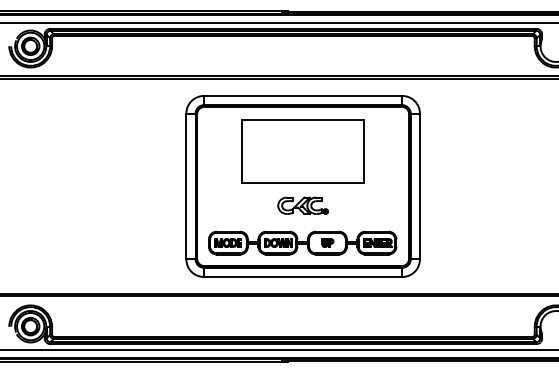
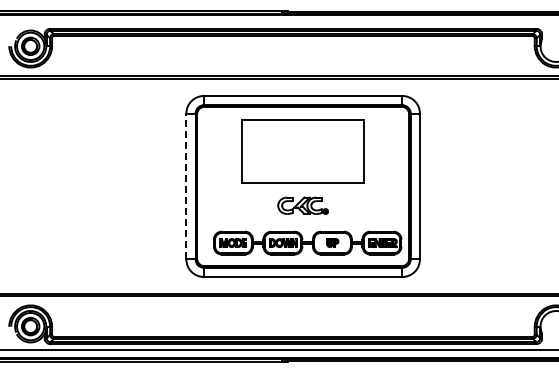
line: present -> none (278, 22)
line: solid -> dashed (186, 186)
part position: (302, 242) -> (307, 242) (307, 242)
